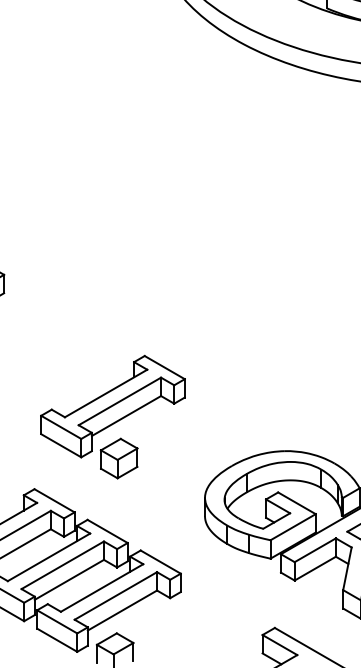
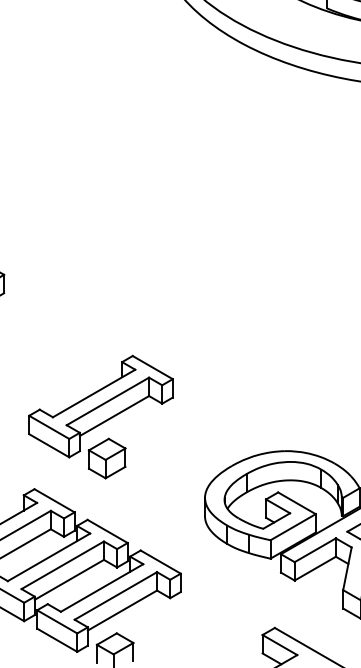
part position: (112, 416) -> (100, 416) (100, 416)
